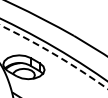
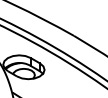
arc: dashed -> solid (54, 54)
